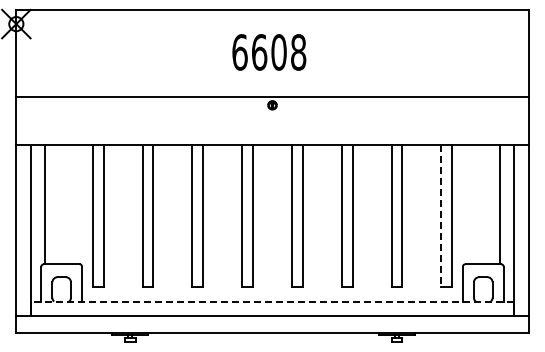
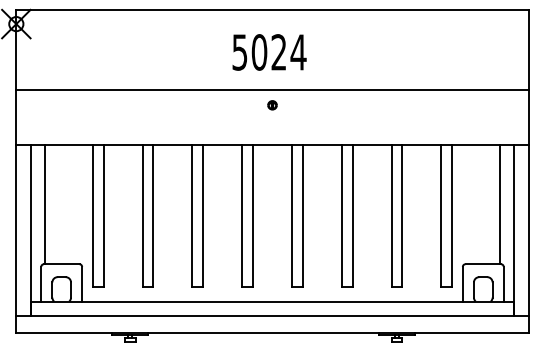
text: 6608 -> 5024 (269, 52)
line position: (272, 96) -> (272, 89) (272, 89)
line: dashed -> solid (441, 215)
line: dashed -> solid (272, 301)
